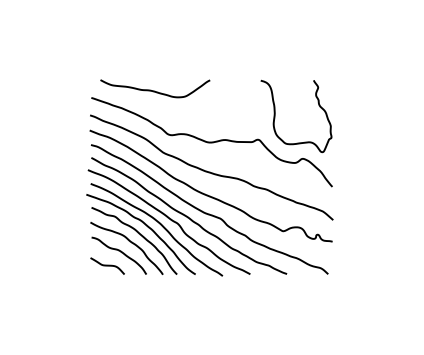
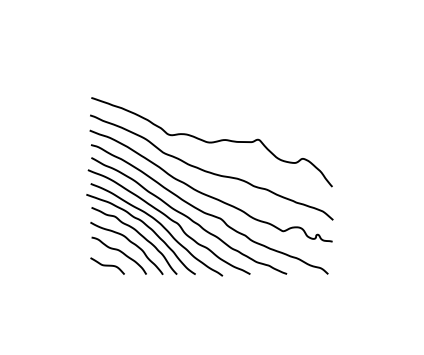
curve: present -> none (154, 90)
curve: present -> none (275, 116)
